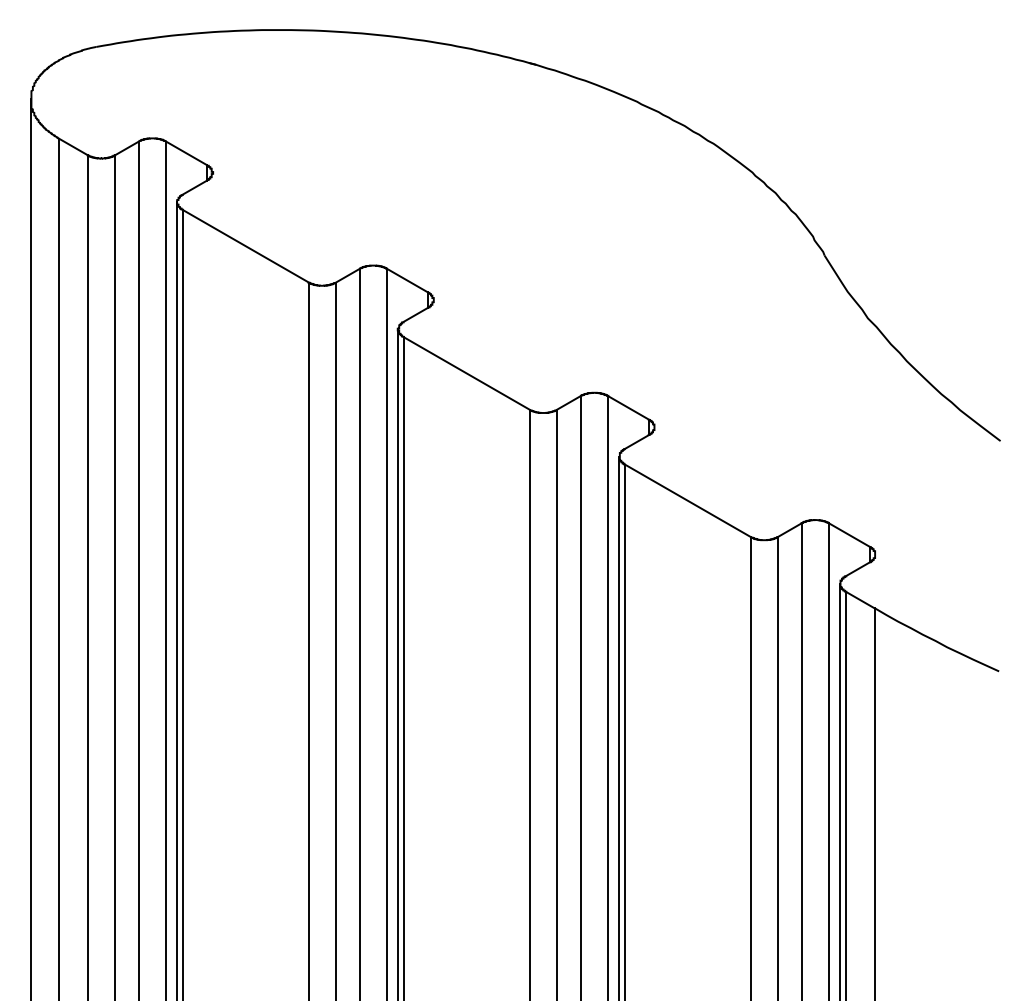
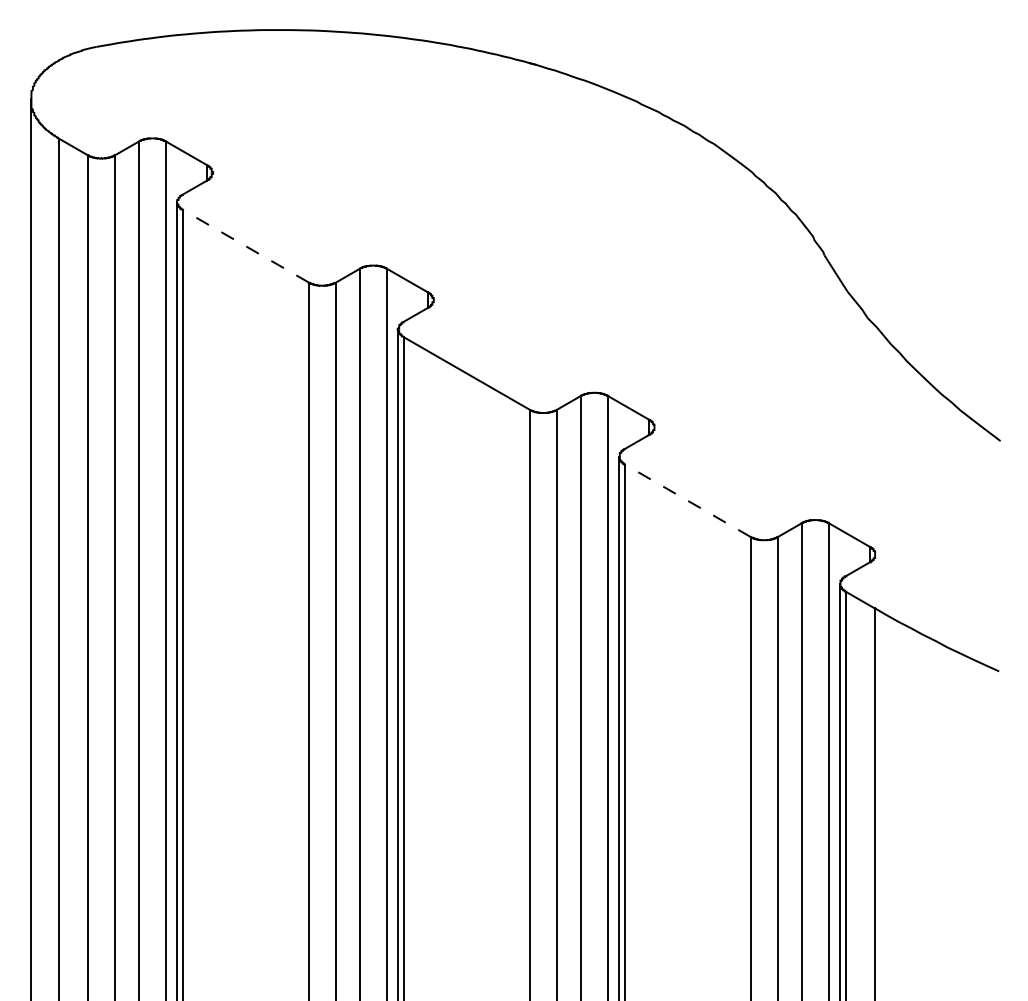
line: solid -> dashed (245, 246)
line: solid -> dashed (687, 500)
